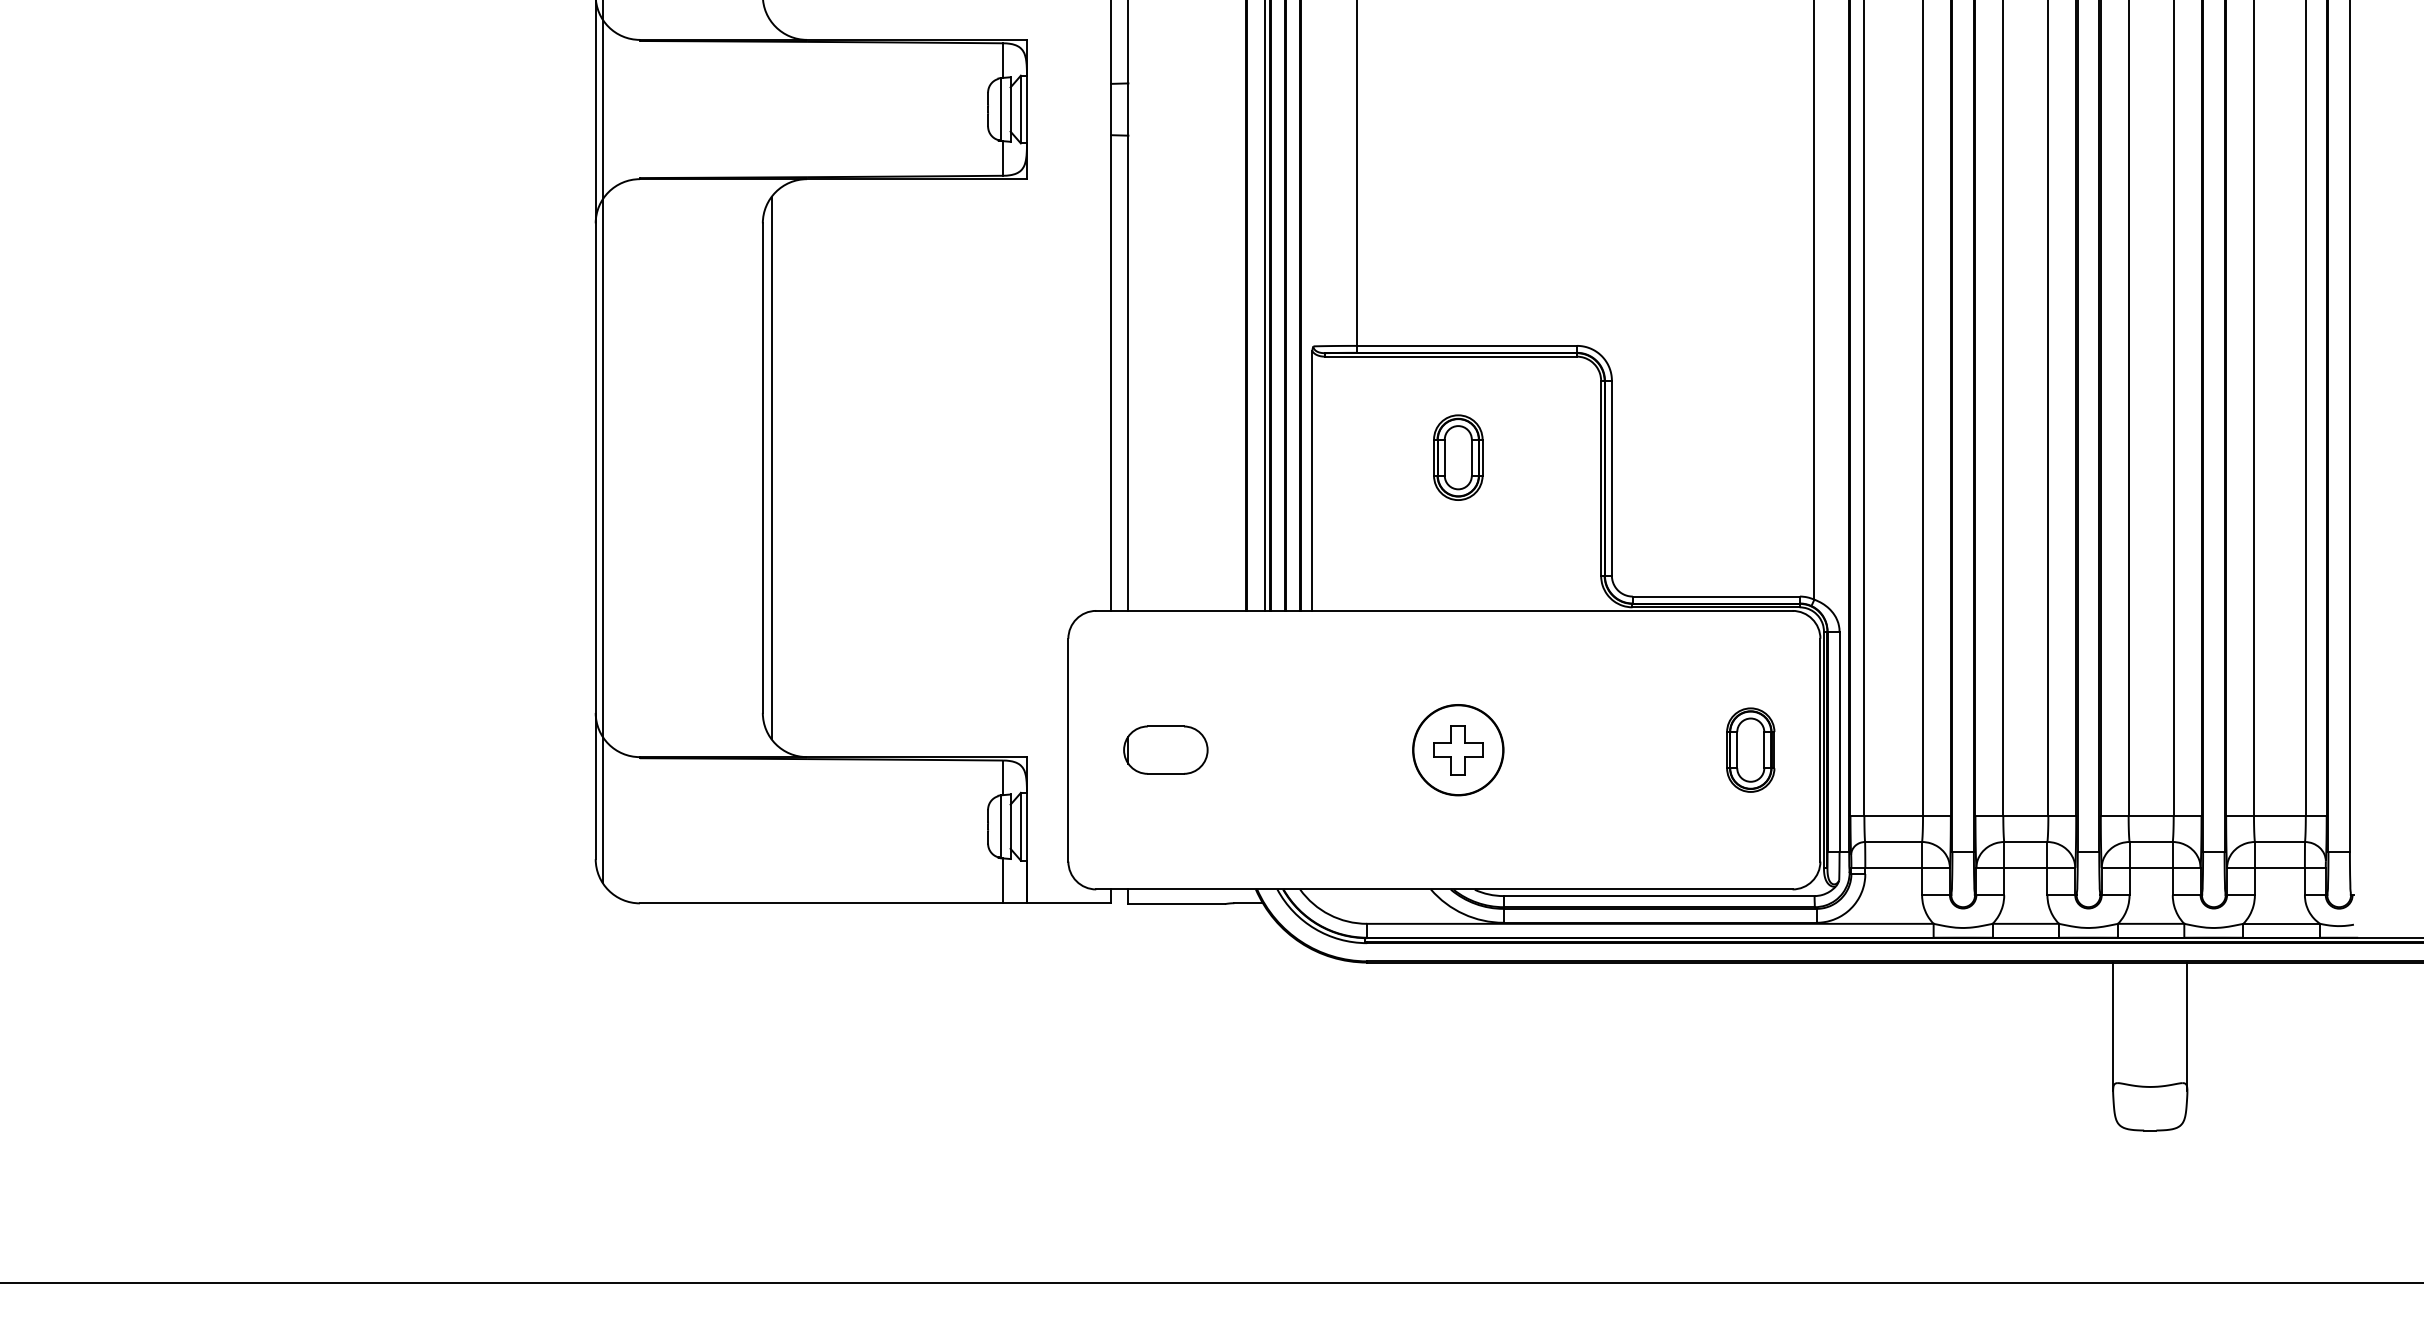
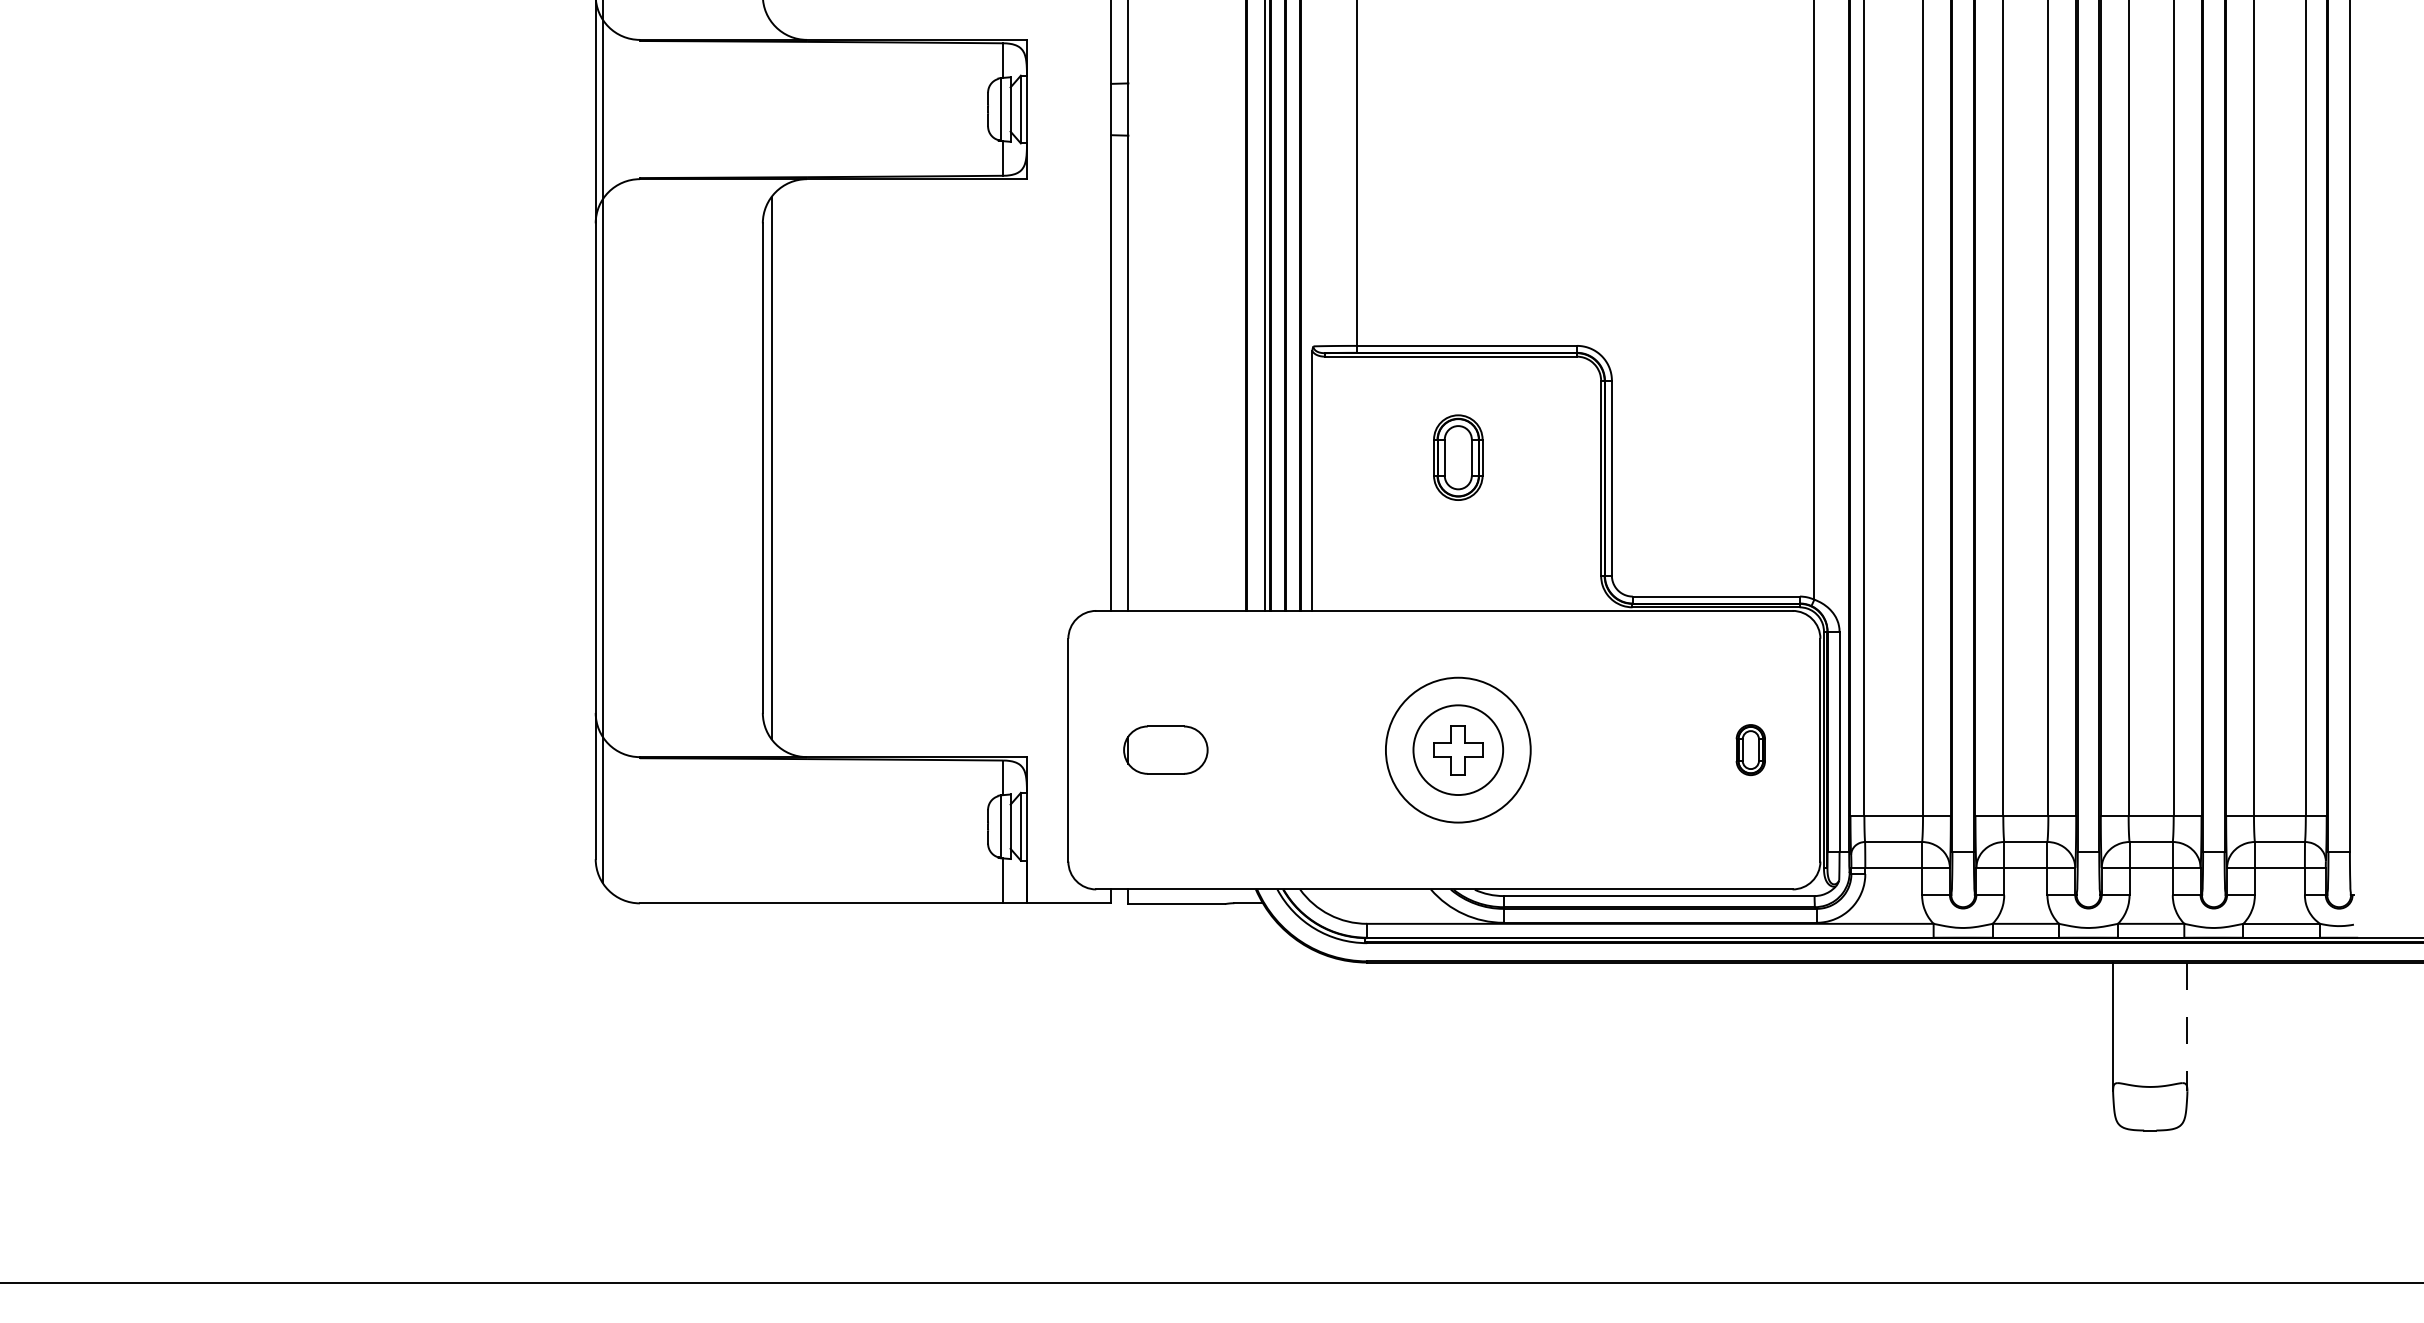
circle diameter: 91 px -> 145 px (1457, 749)
part size: 50x86 px -> 31x52 px (1750, 749)
line: solid -> dashed (2187, 1027)
